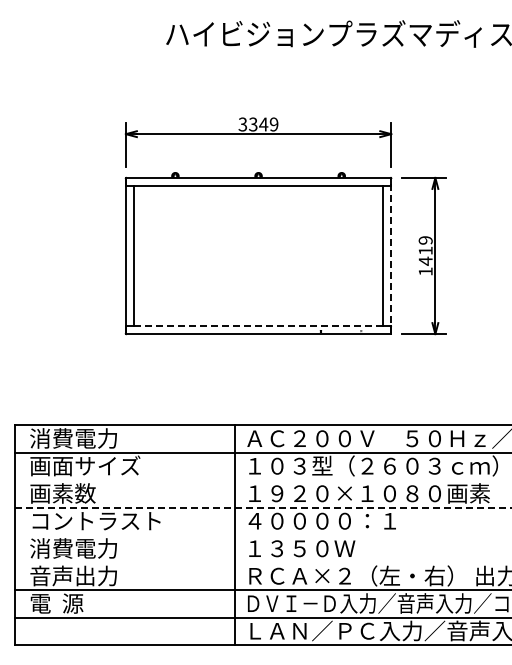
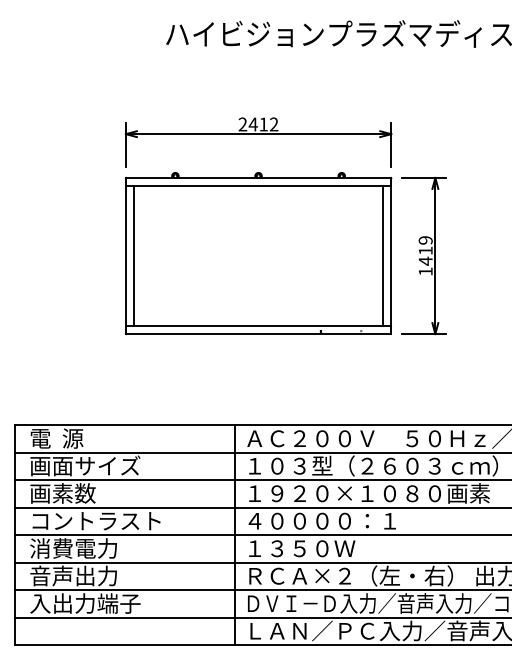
text: 3349 -> 2412 (258, 124)
line: dashed -> solid (391, 256)
line: dashed -> solid (258, 326)
text: 消費電力 -> 電  源 (73, 438)
line: none -> present (261, 480)
line: dashed -> solid (263, 507)
line: none -> present (261, 535)
line: none -> present (261, 562)
text: 電  源 -> 入出力端子 (85, 603)
